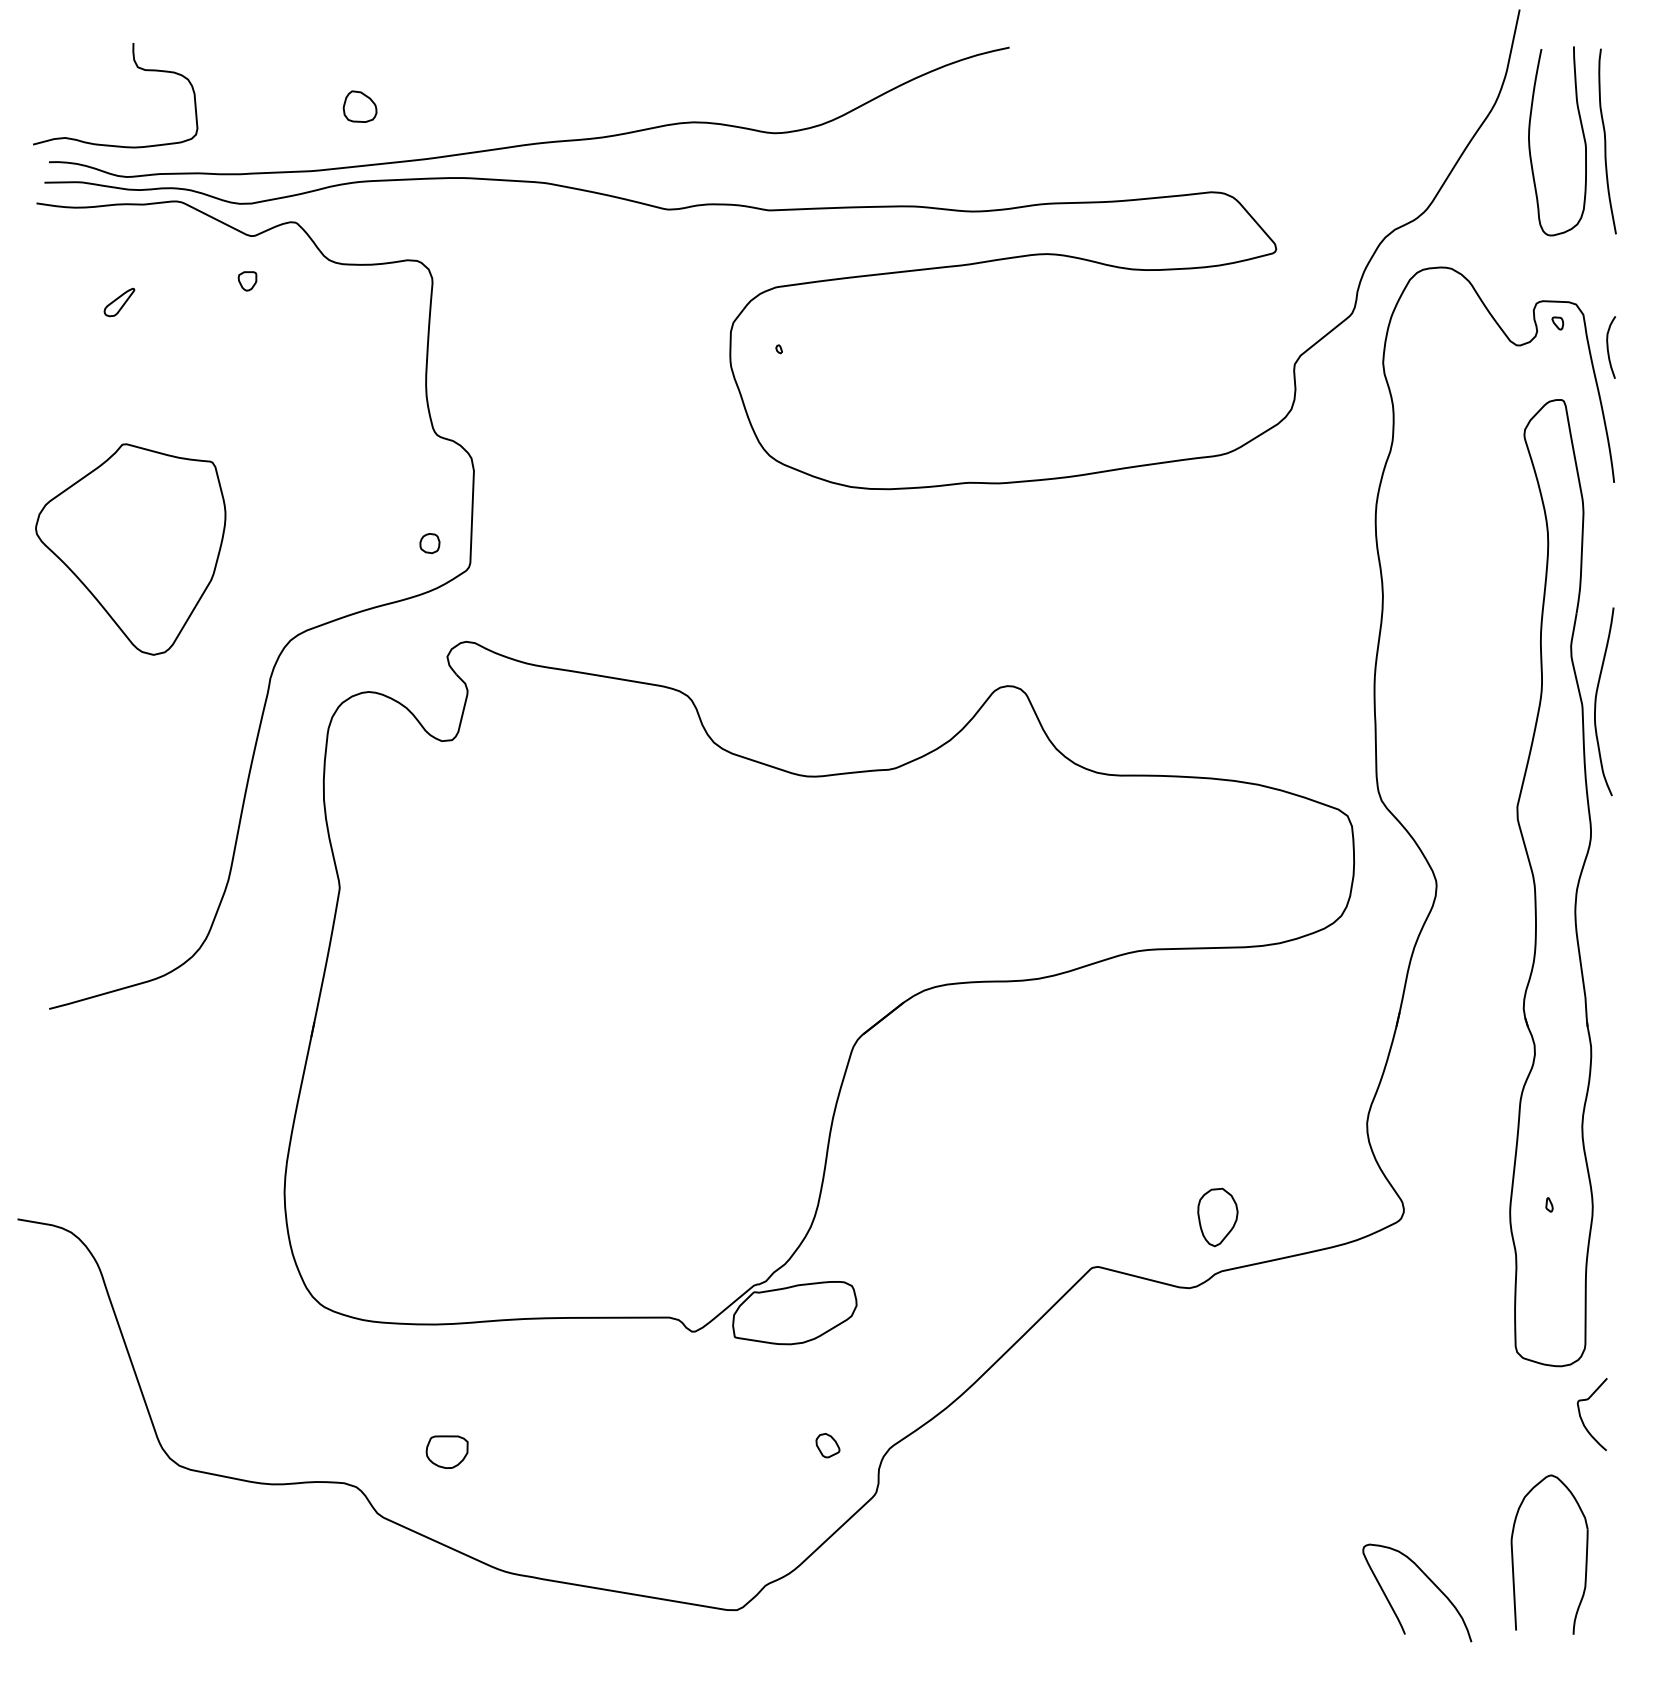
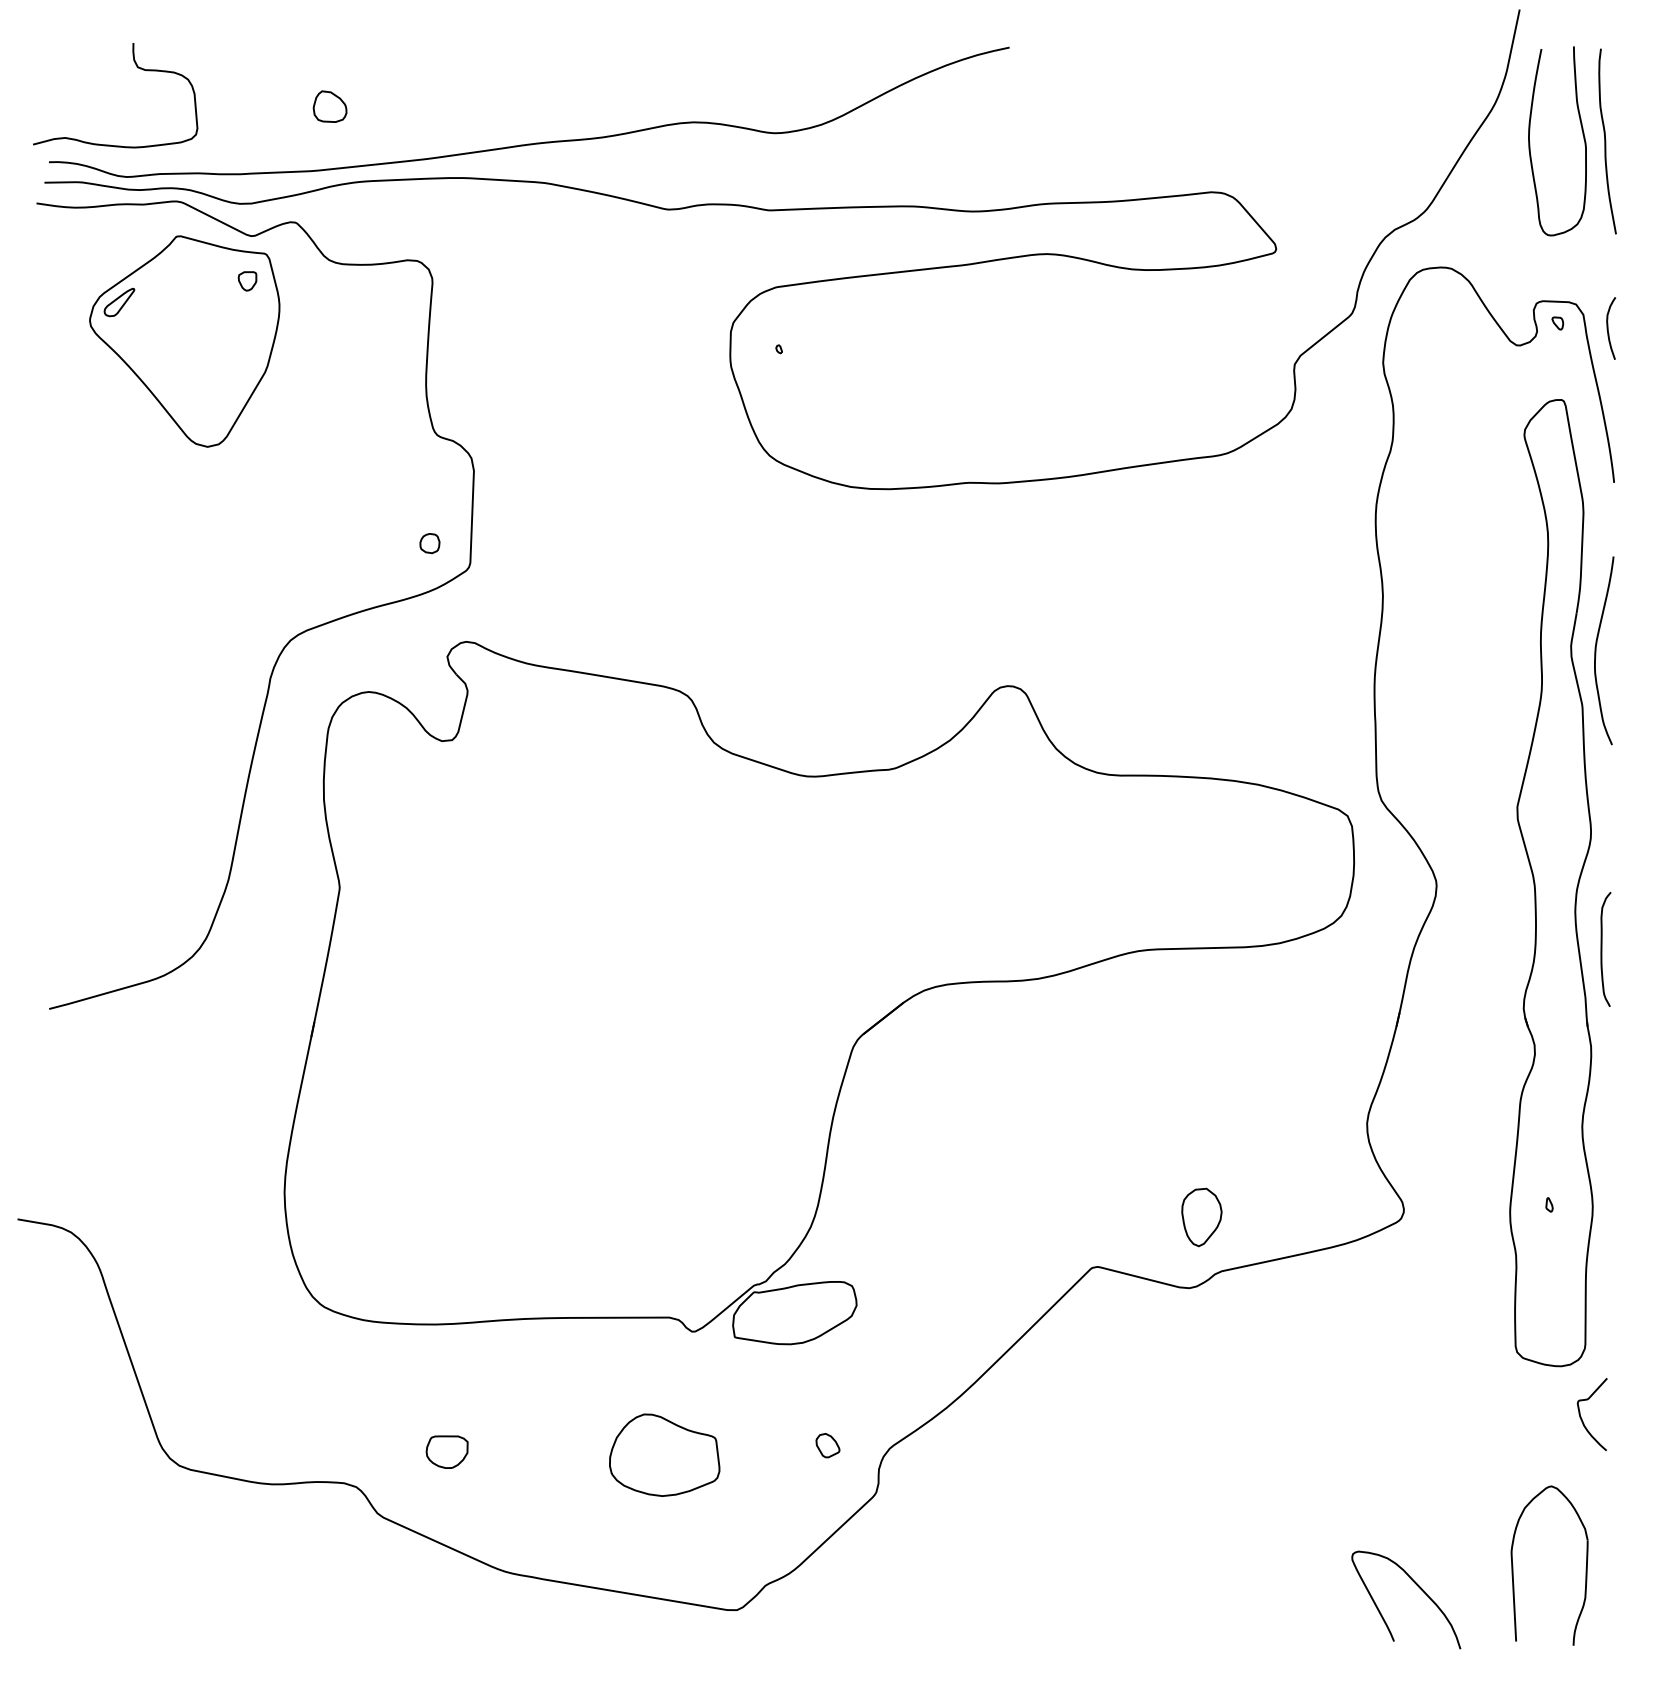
part position: (359, 106) -> (329, 106) (329, 106)
curve position: (1608, 347) -> (1608, 328) (1608, 328)
part position: (130, 549) -> (184, 341) (184, 341)
curve position: (1596, 701) -> (1596, 650) (1596, 650)
curve: none -> present (1602, 949)
part position: (1217, 1217) -> (1201, 1217) (1201, 1217)
part: none -> present (664, 1454)
part position: (1513, 1554) -> (1513, 1565) (1513, 1565)
curve position: (1429, 1580) -> (1418, 1587) (1418, 1587)
